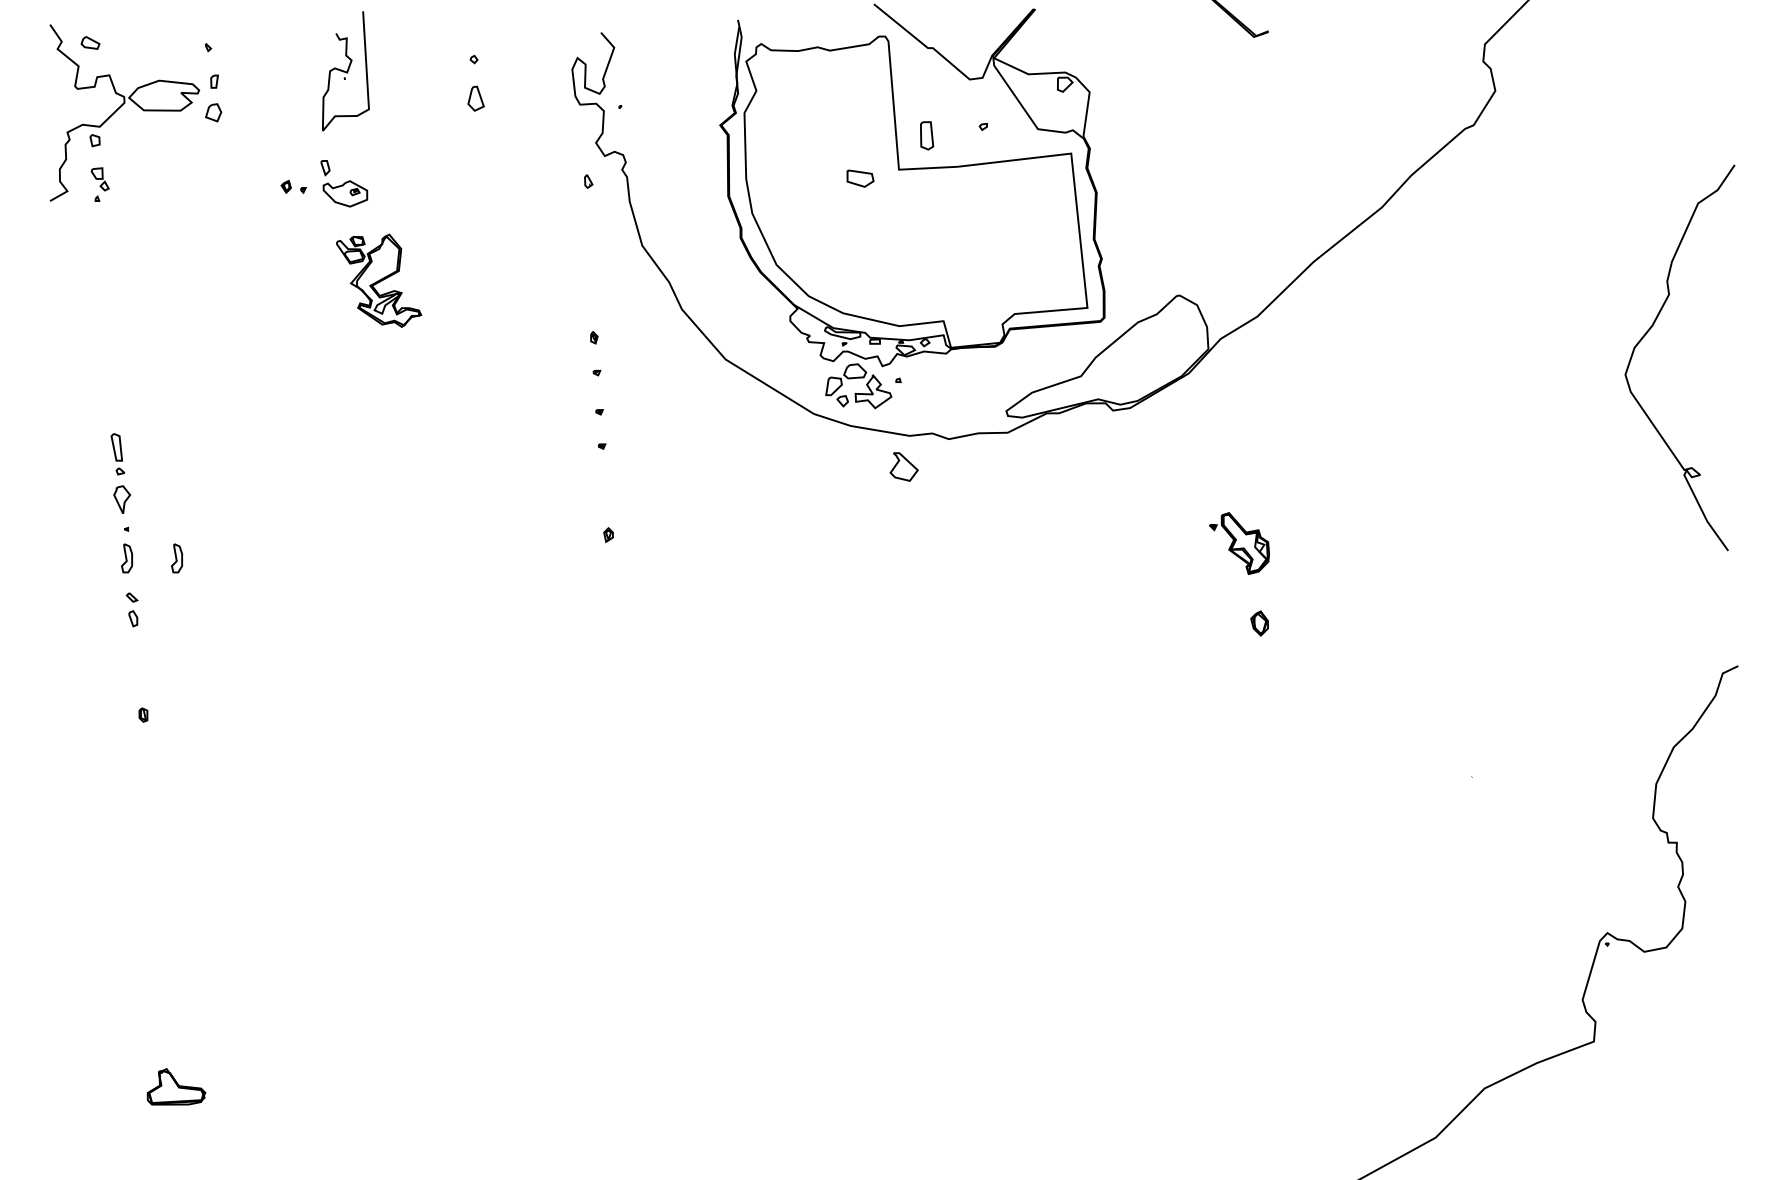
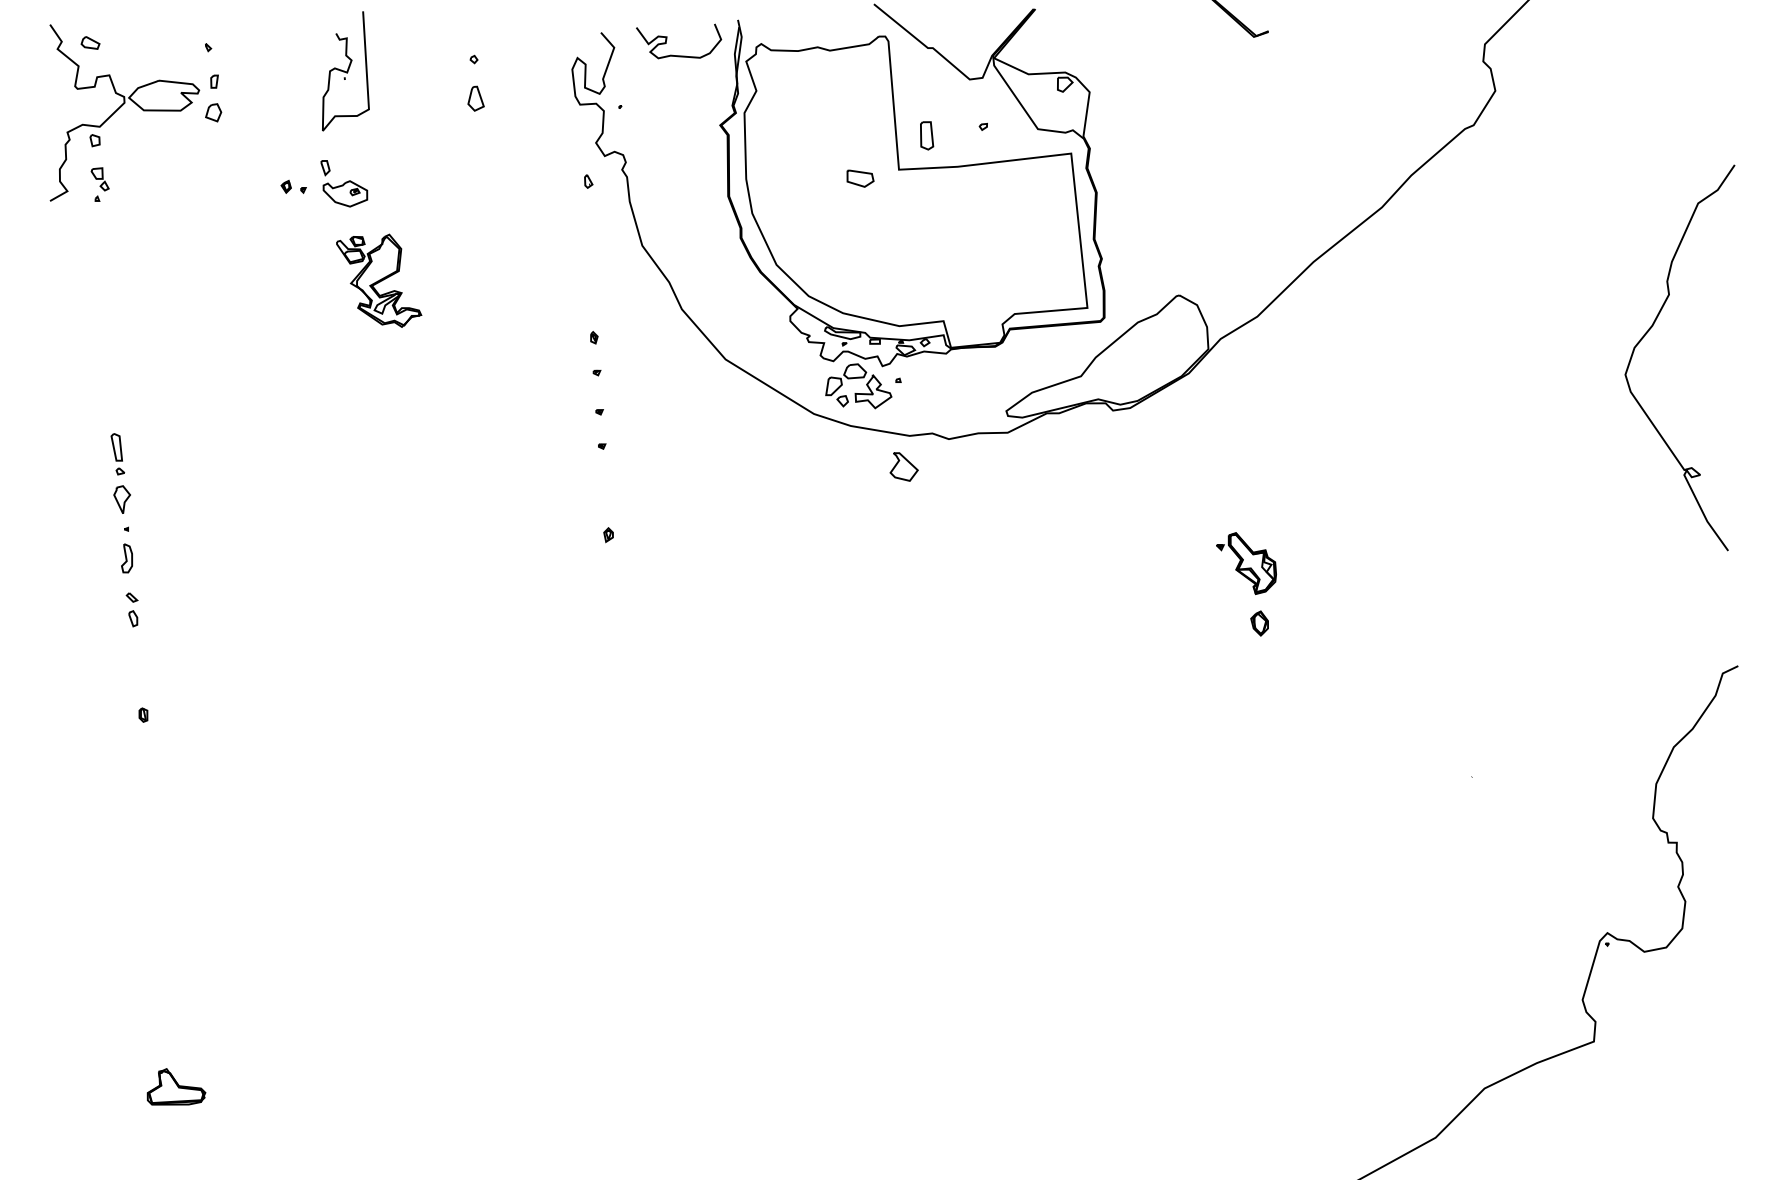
curve: none -> present (667, 39)
part position: (1239, 543) -> (1246, 563) (1246, 563)
part: present -> none (177, 558)
